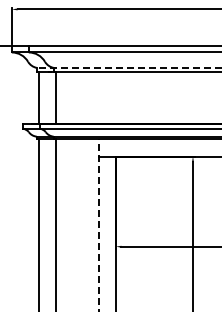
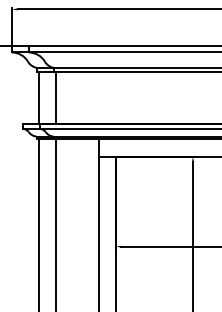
line: dashed -> solid (128, 67)
line: dashed -> solid (98, 225)
